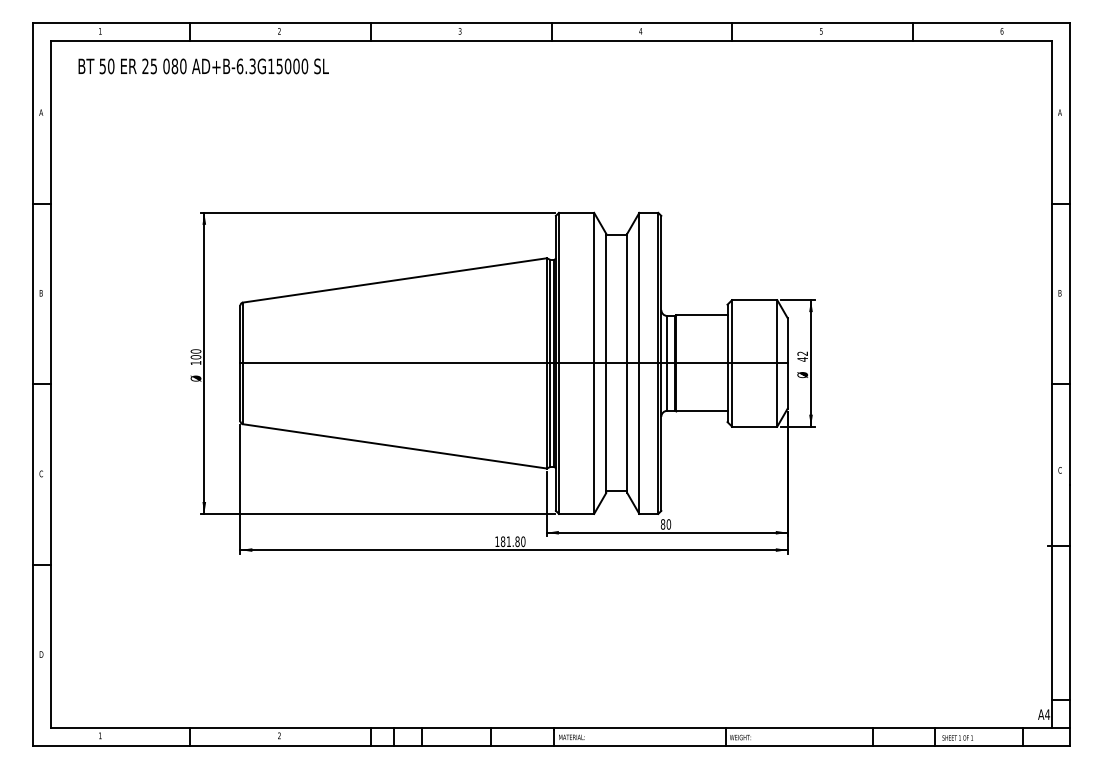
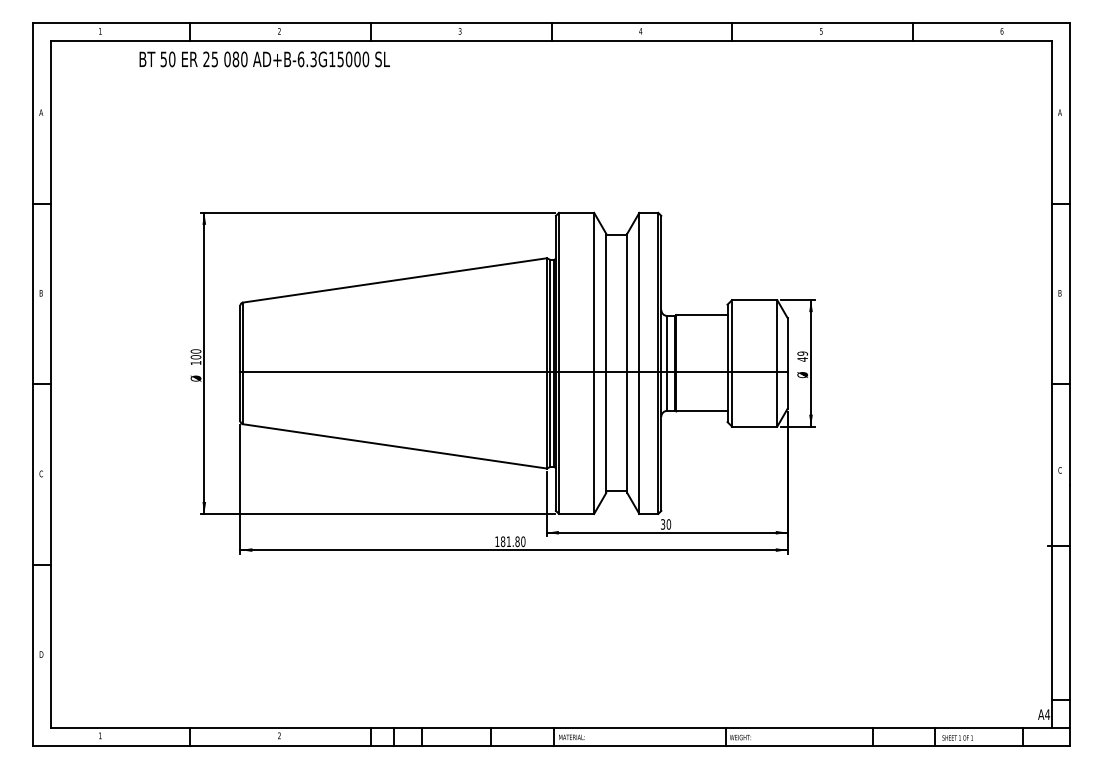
text position: (203, 66) -> (264, 59) (264, 59)
text: 42 -> 49 (802, 353)
line position: (513, 363) -> (513, 372) (513, 372)
text: 80 -> 30 (662, 524)
